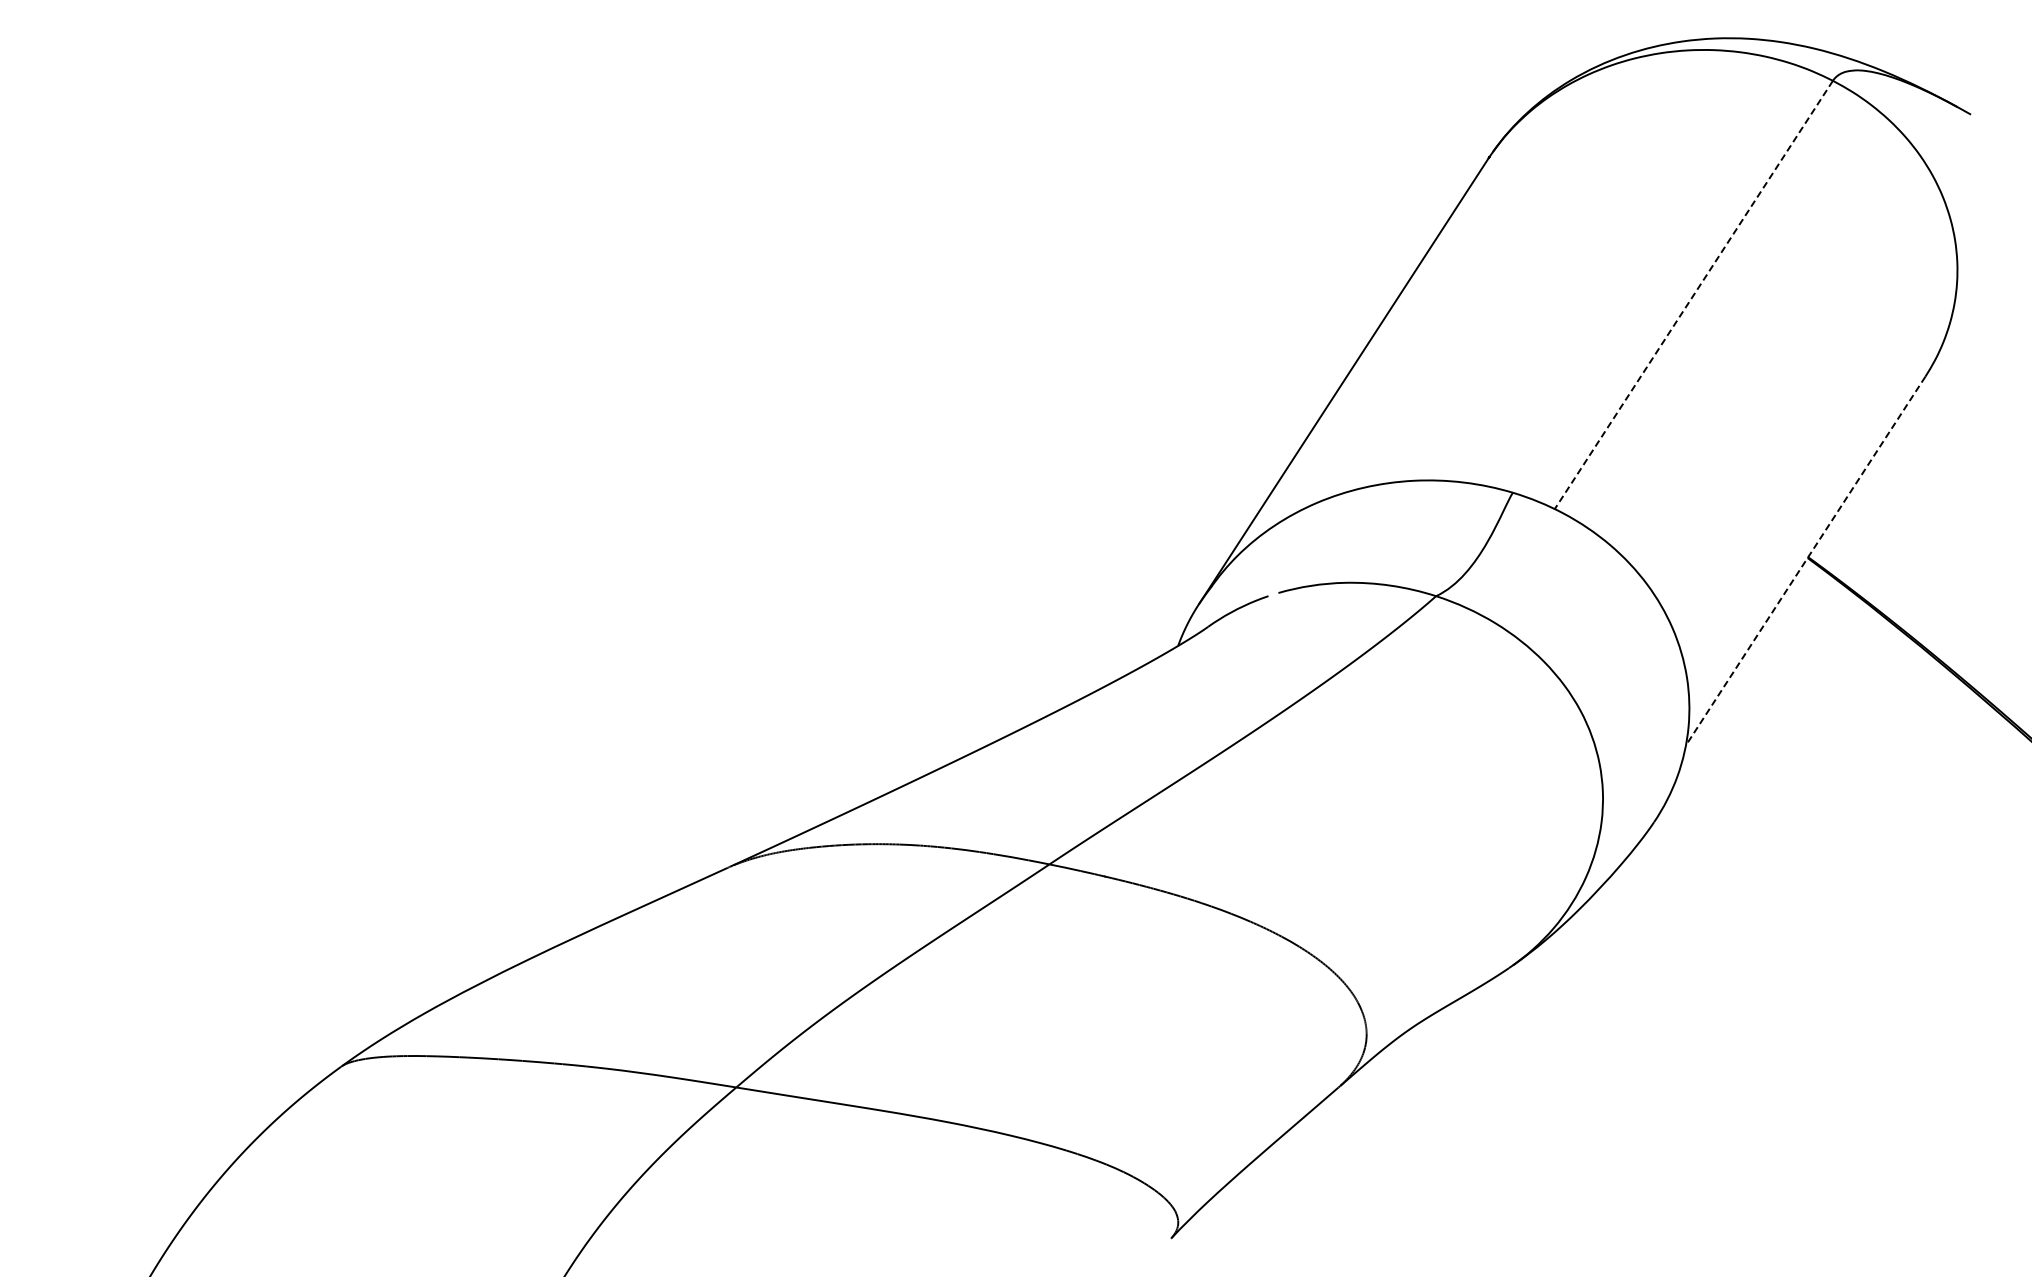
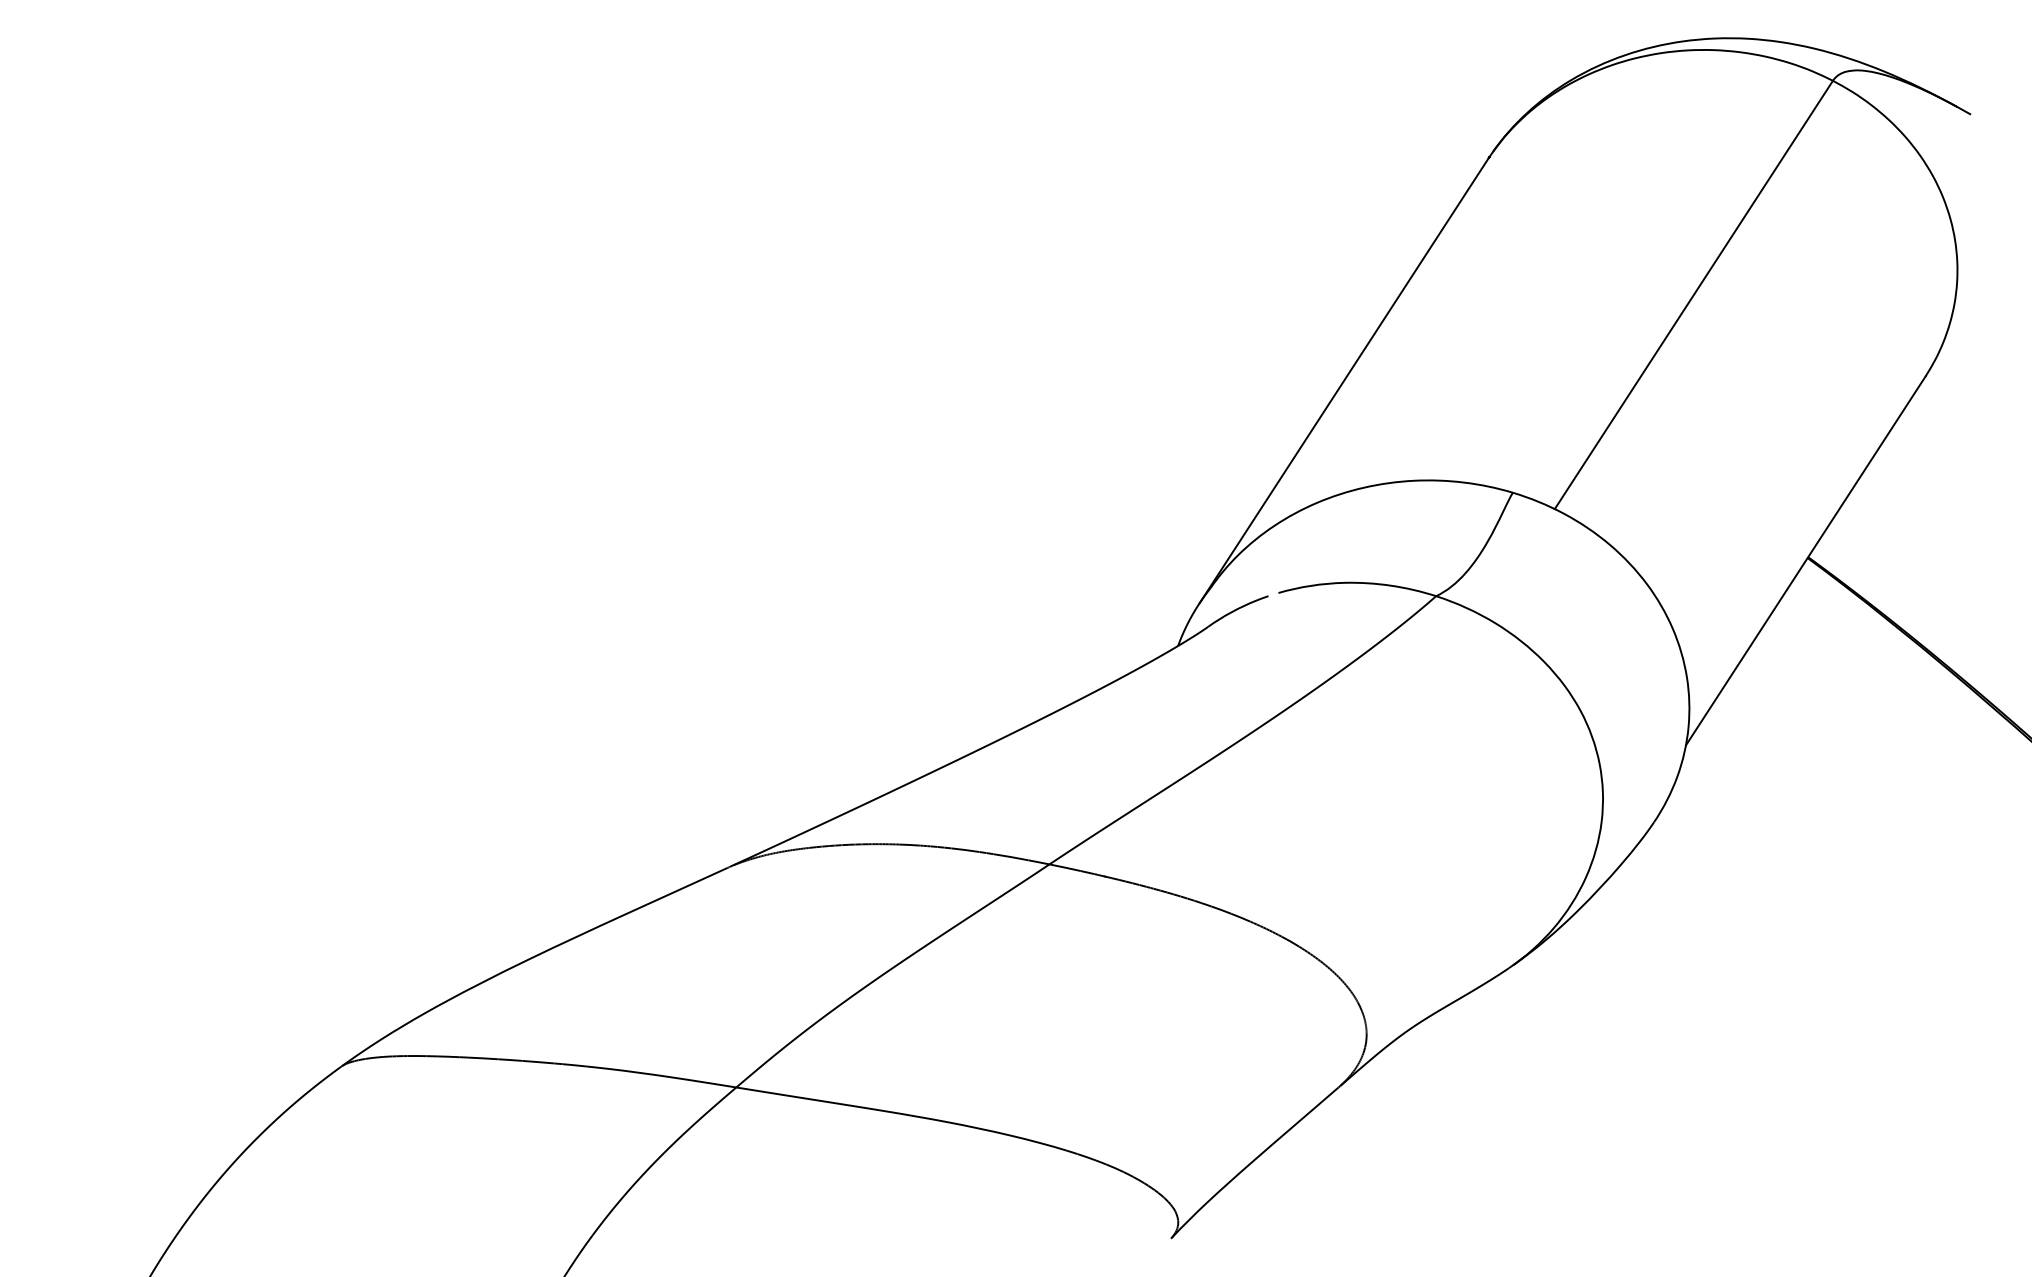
line: dashed -> solid (1693, 295)
line: dashed -> solid (1805, 561)
